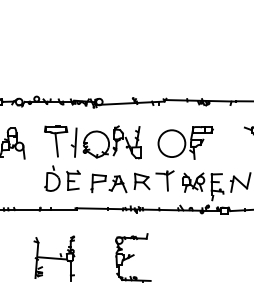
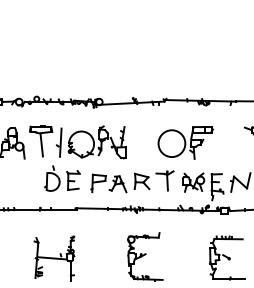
part position: (92, 142) -> (77, 142) (77, 142)
part position: (133, 257) -> (145, 256) (145, 256)
part: none -> present (227, 257)
